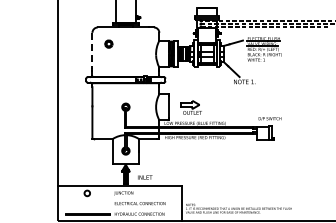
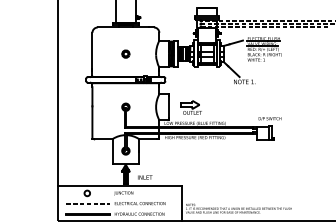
part position: (108, 43) -> (125, 53) (125, 53)
line: dashed -> solid (92, 50)
line: none -> present (88, 203)
